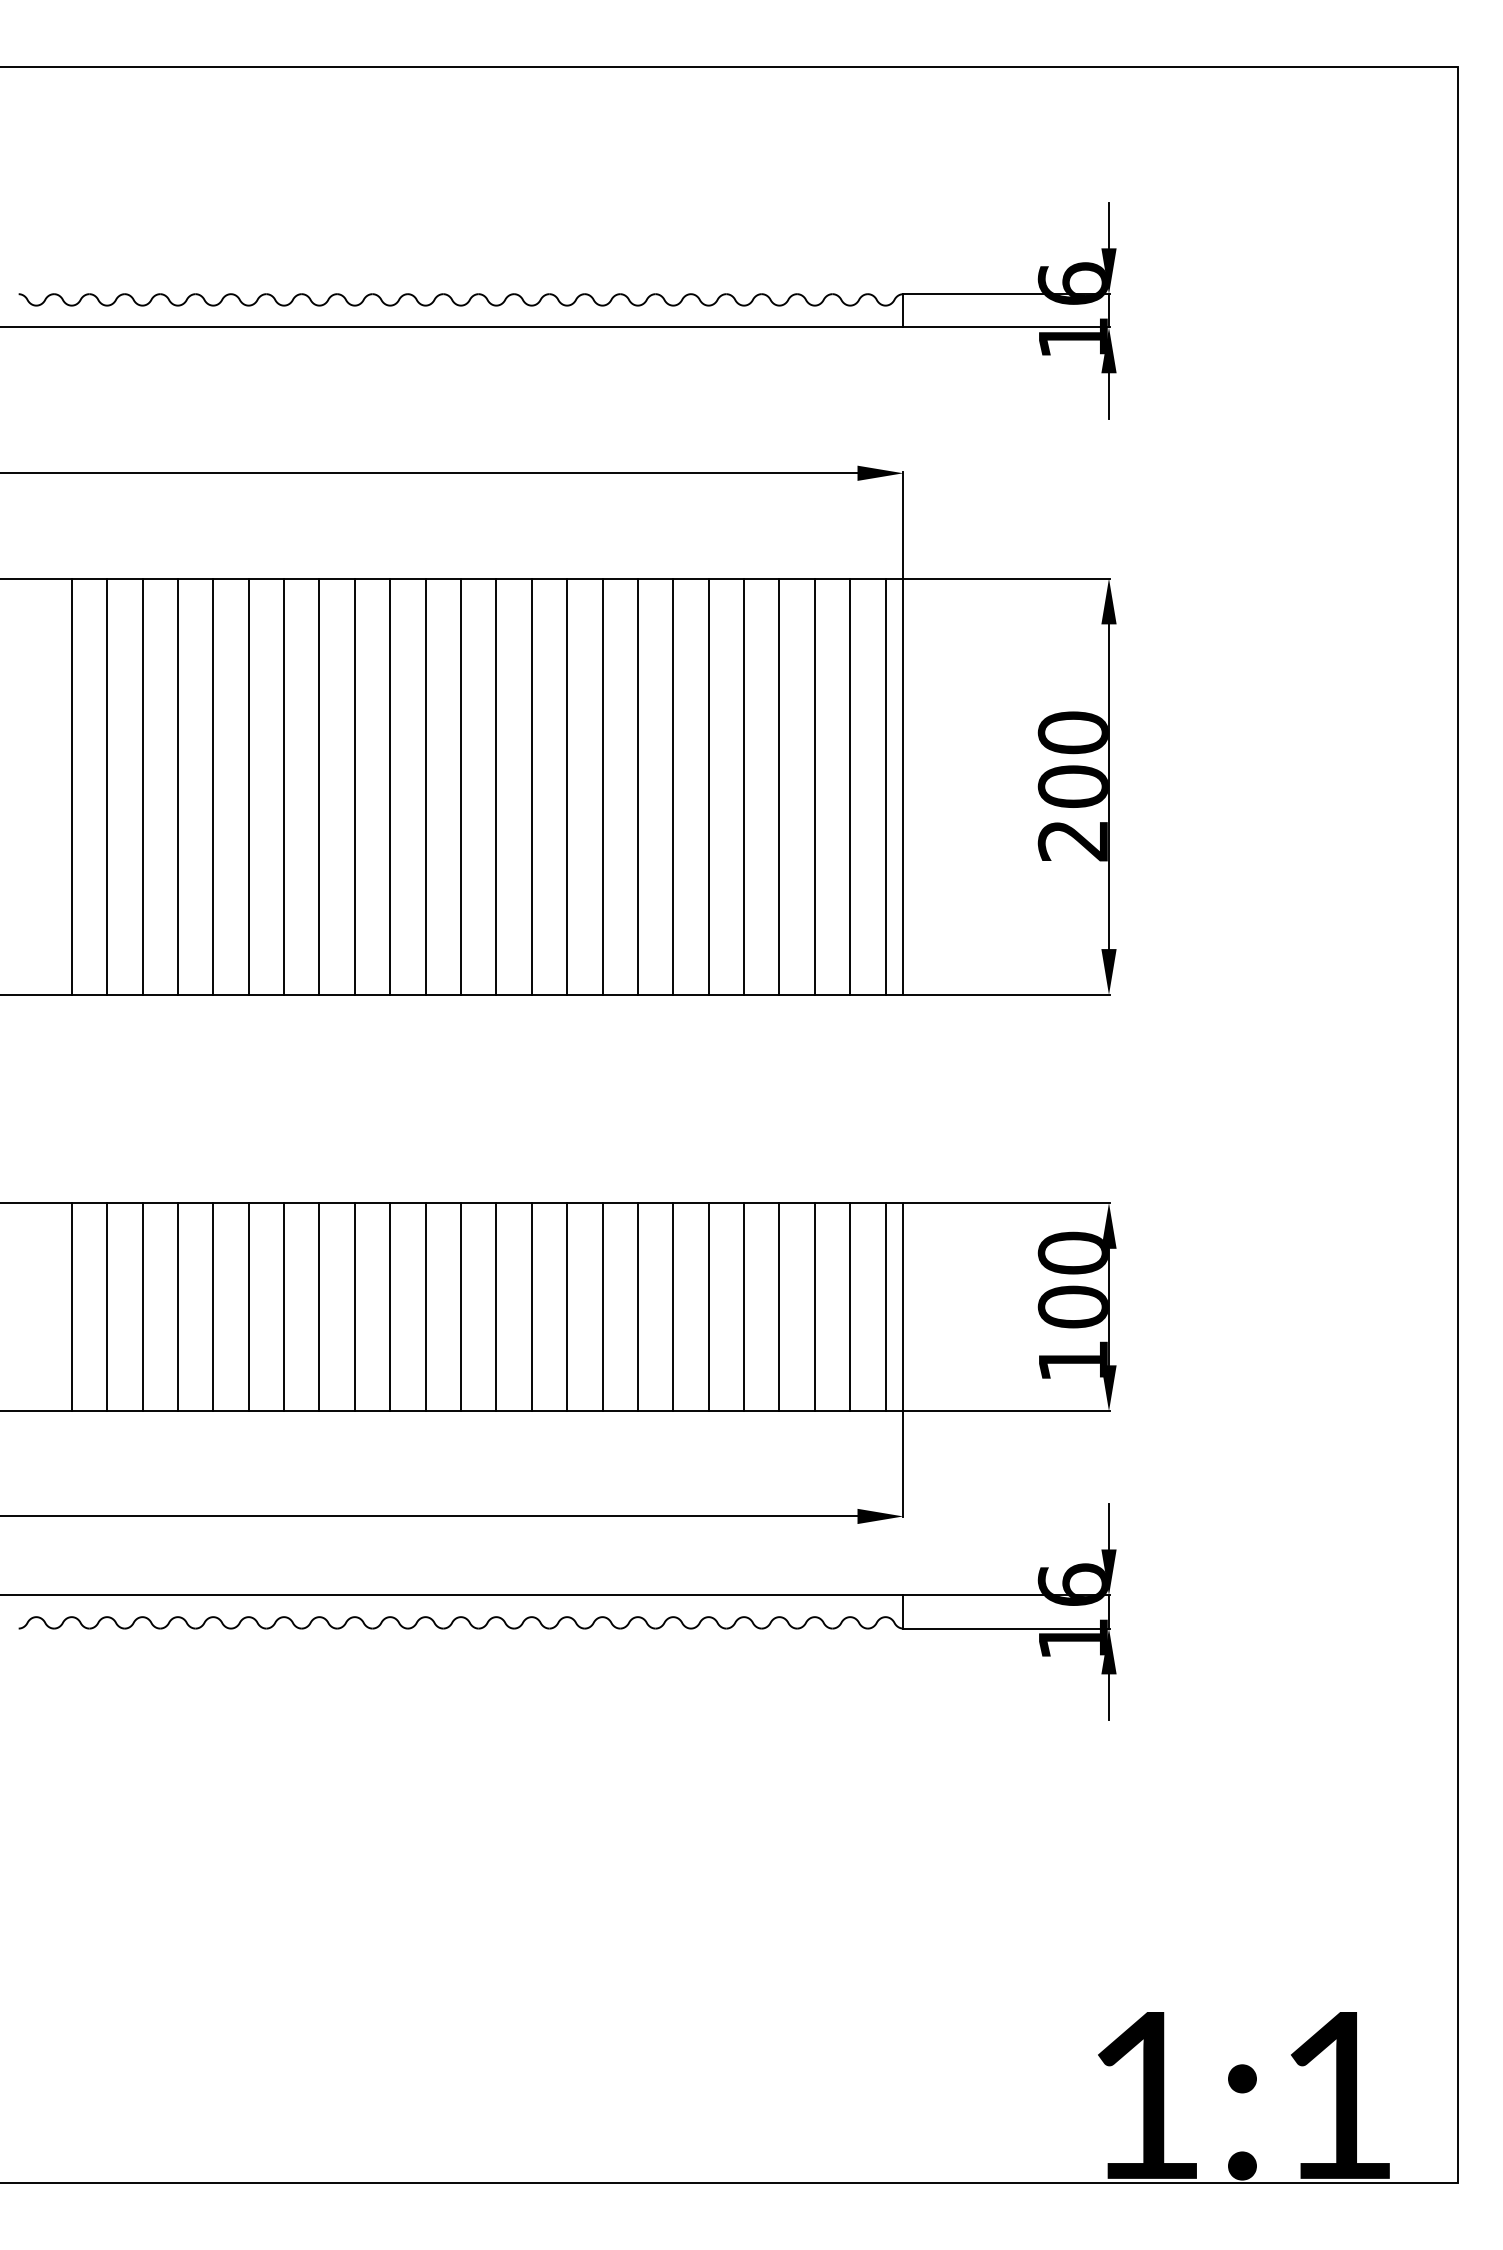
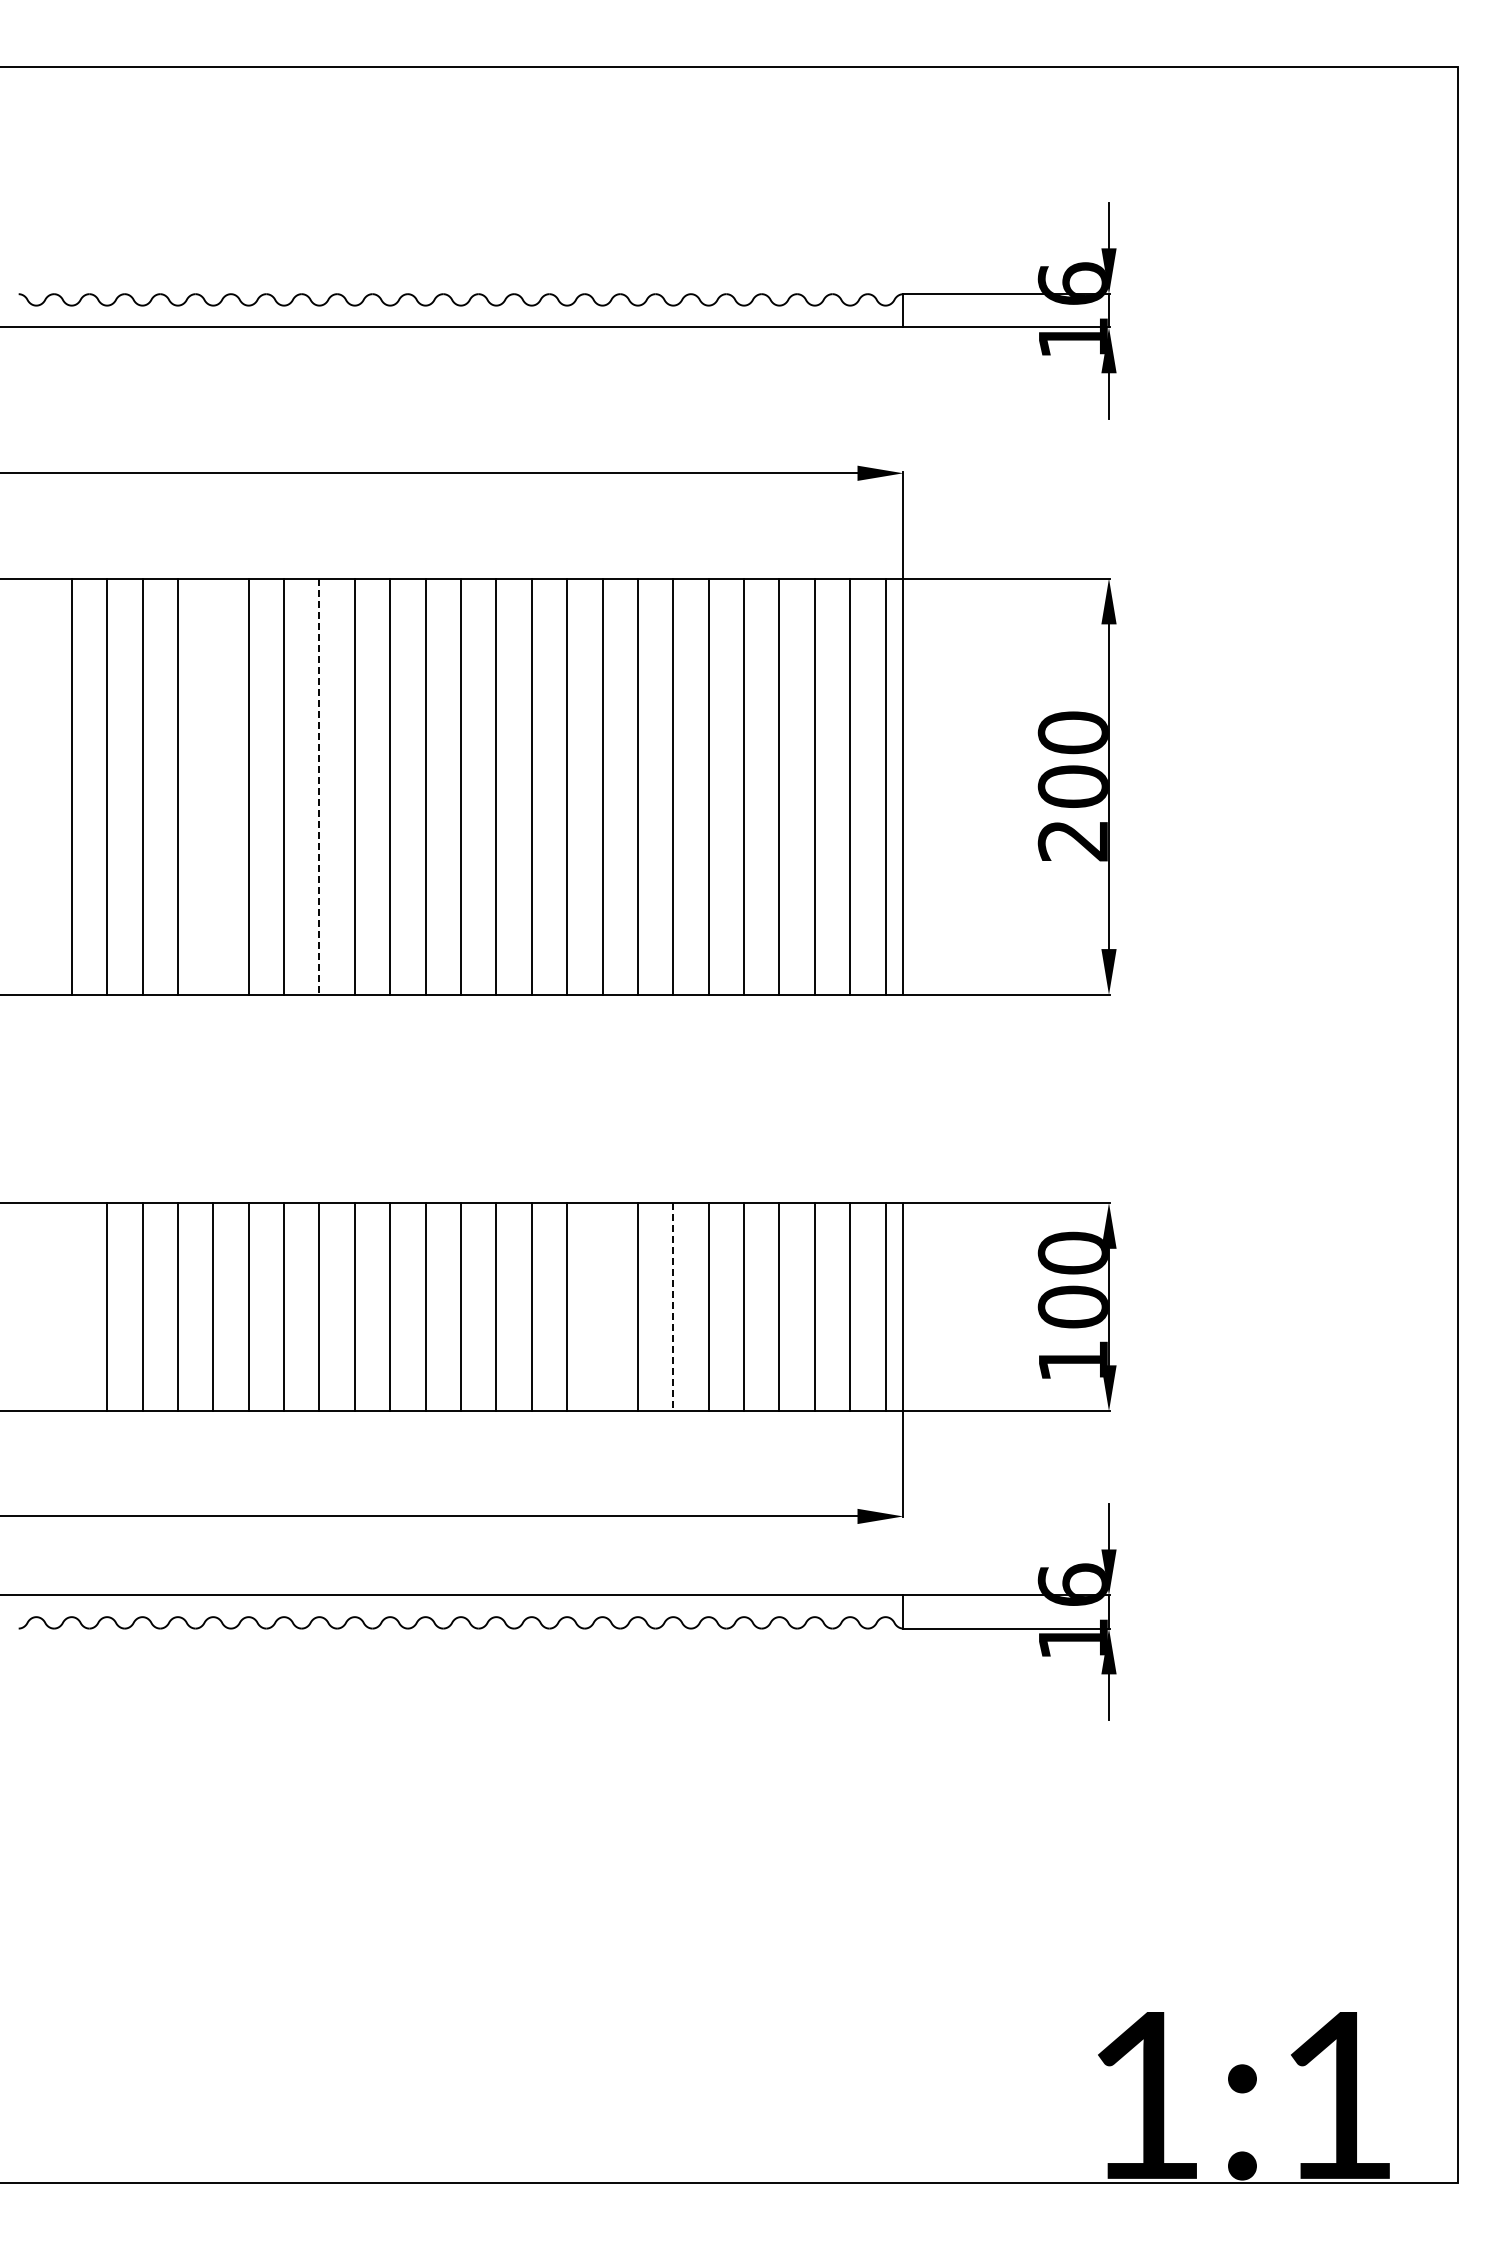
line: present -> none (213, 786)
line: solid -> dashed (319, 787)
line: present -> none (71, 1307)
line: present -> none (602, 1307)
line: solid -> dashed (673, 1307)
